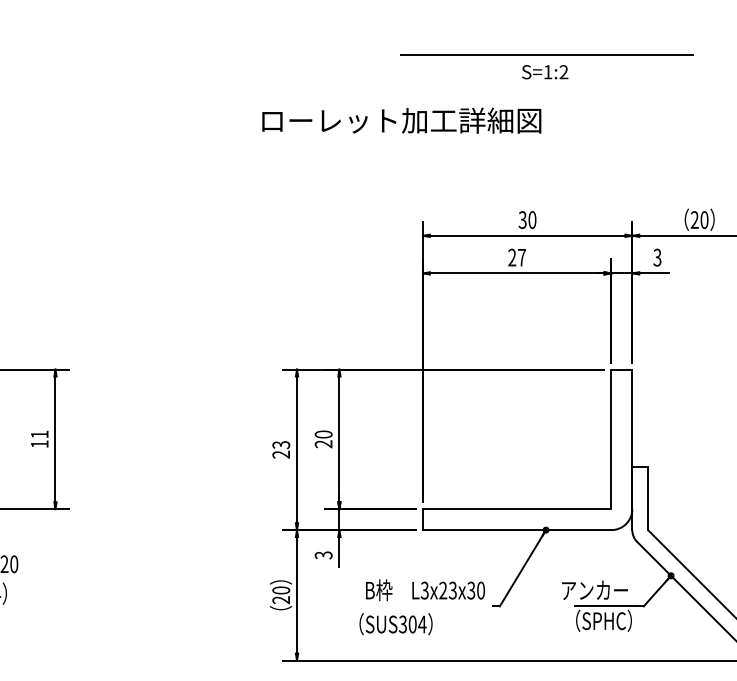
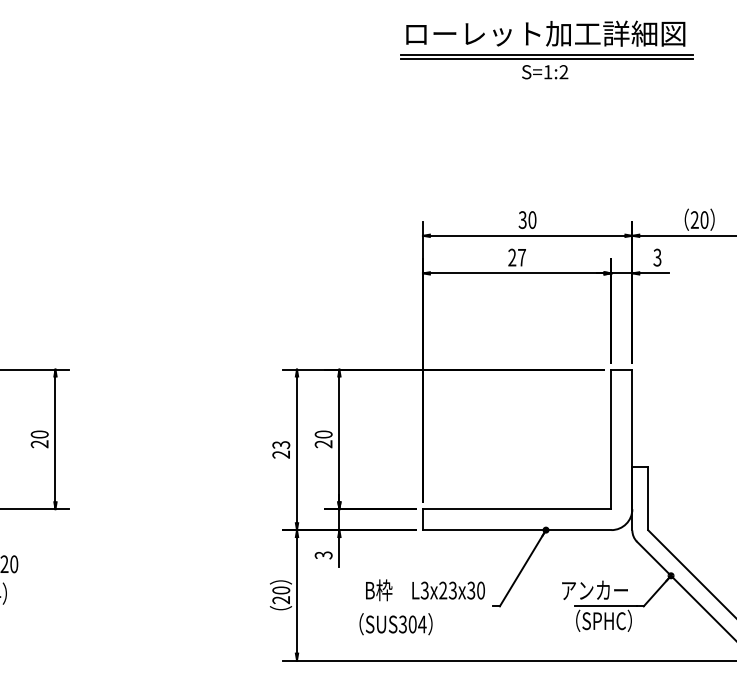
line: none -> present (547, 58)
text position: (401, 120) -> (545, 33) (545, 33)
text: 11 -> 20 (39, 439)
